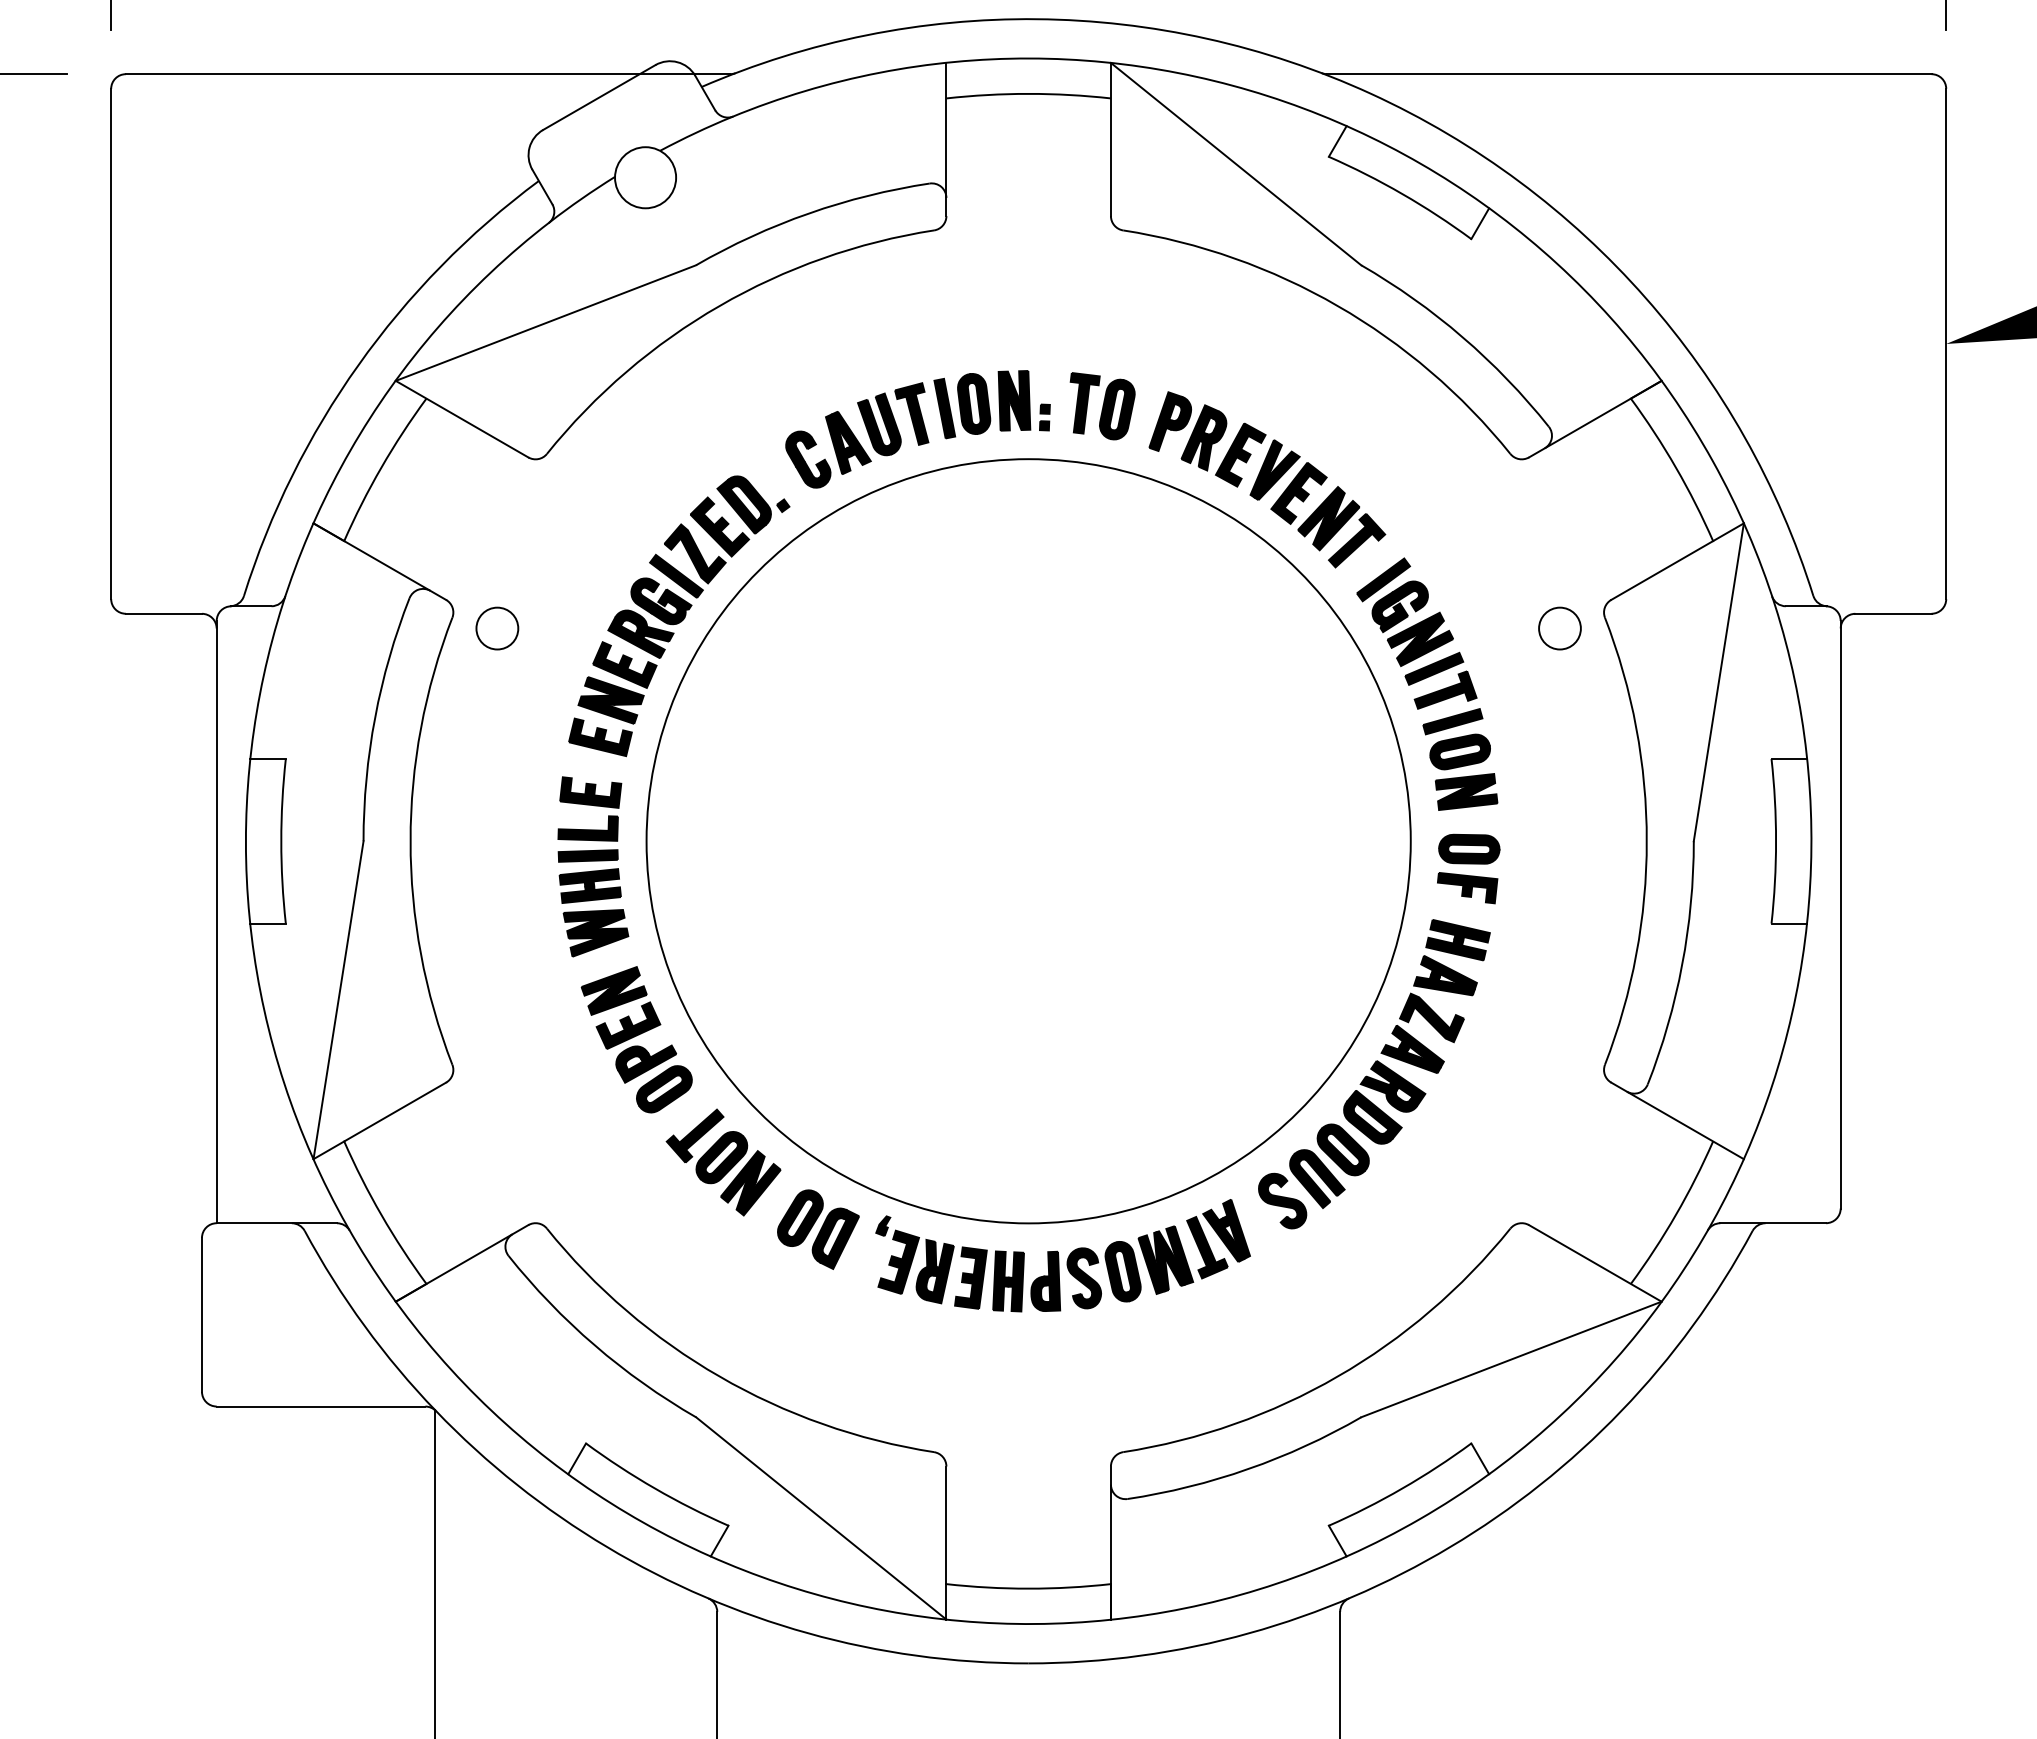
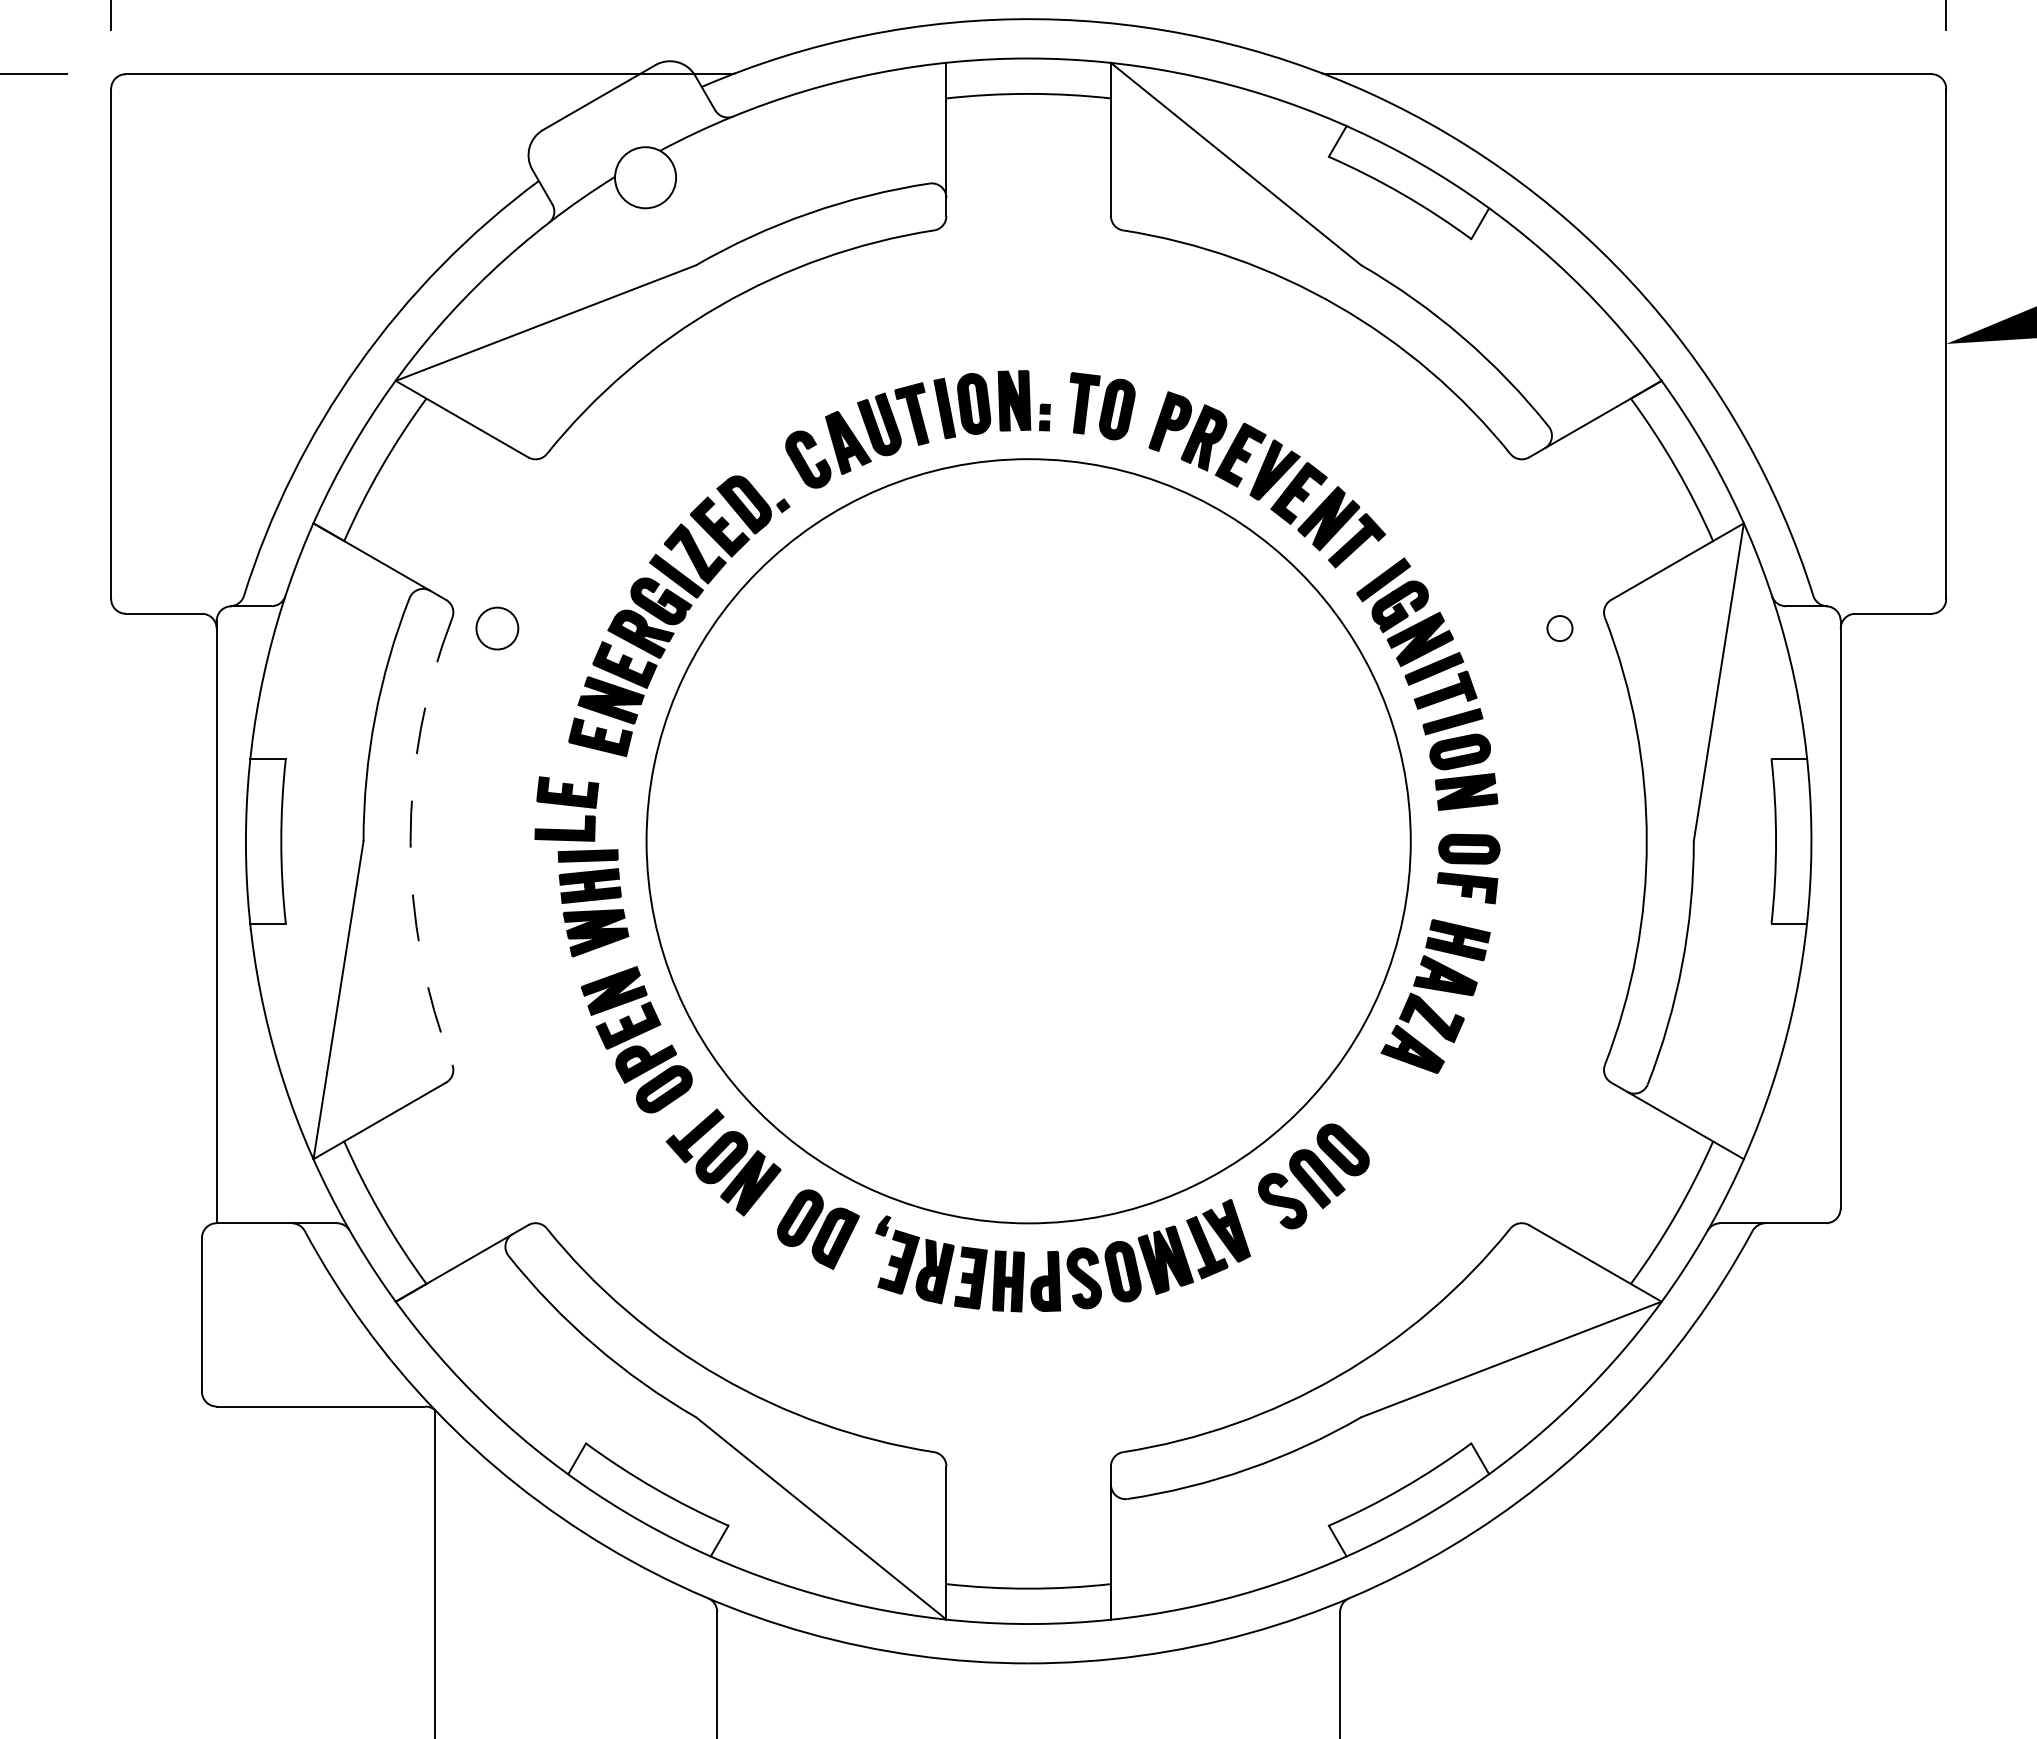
circle diameter: 42 px -> 25 px (1559, 628)
part position: (589, 808) -> (566, 808) (566, 808)
arc: solid -> dashed (410, 841)
part: present -> none (1384, 1102)
